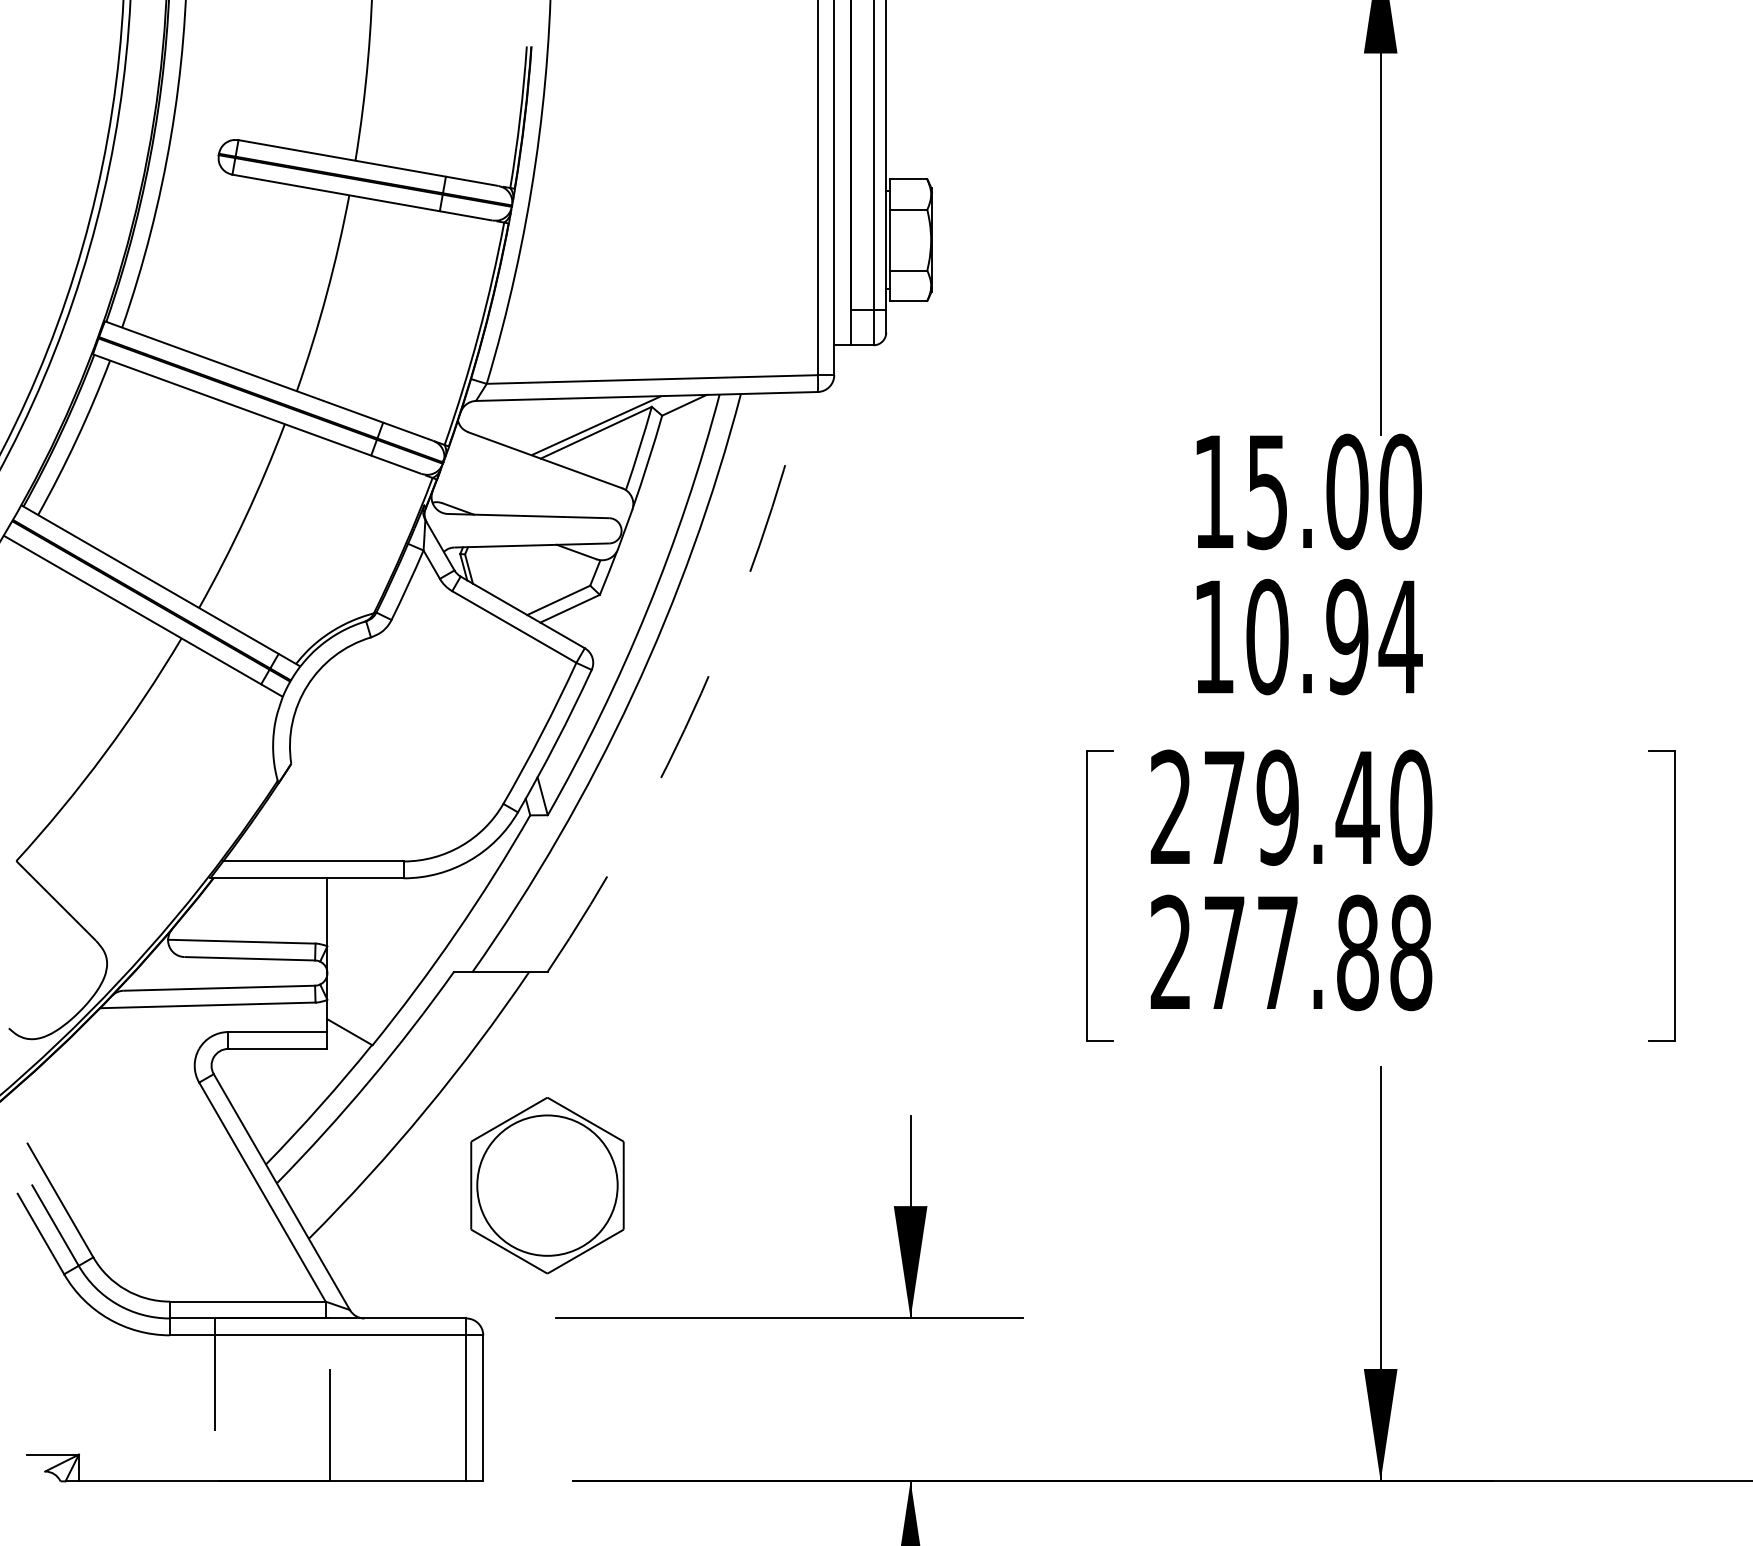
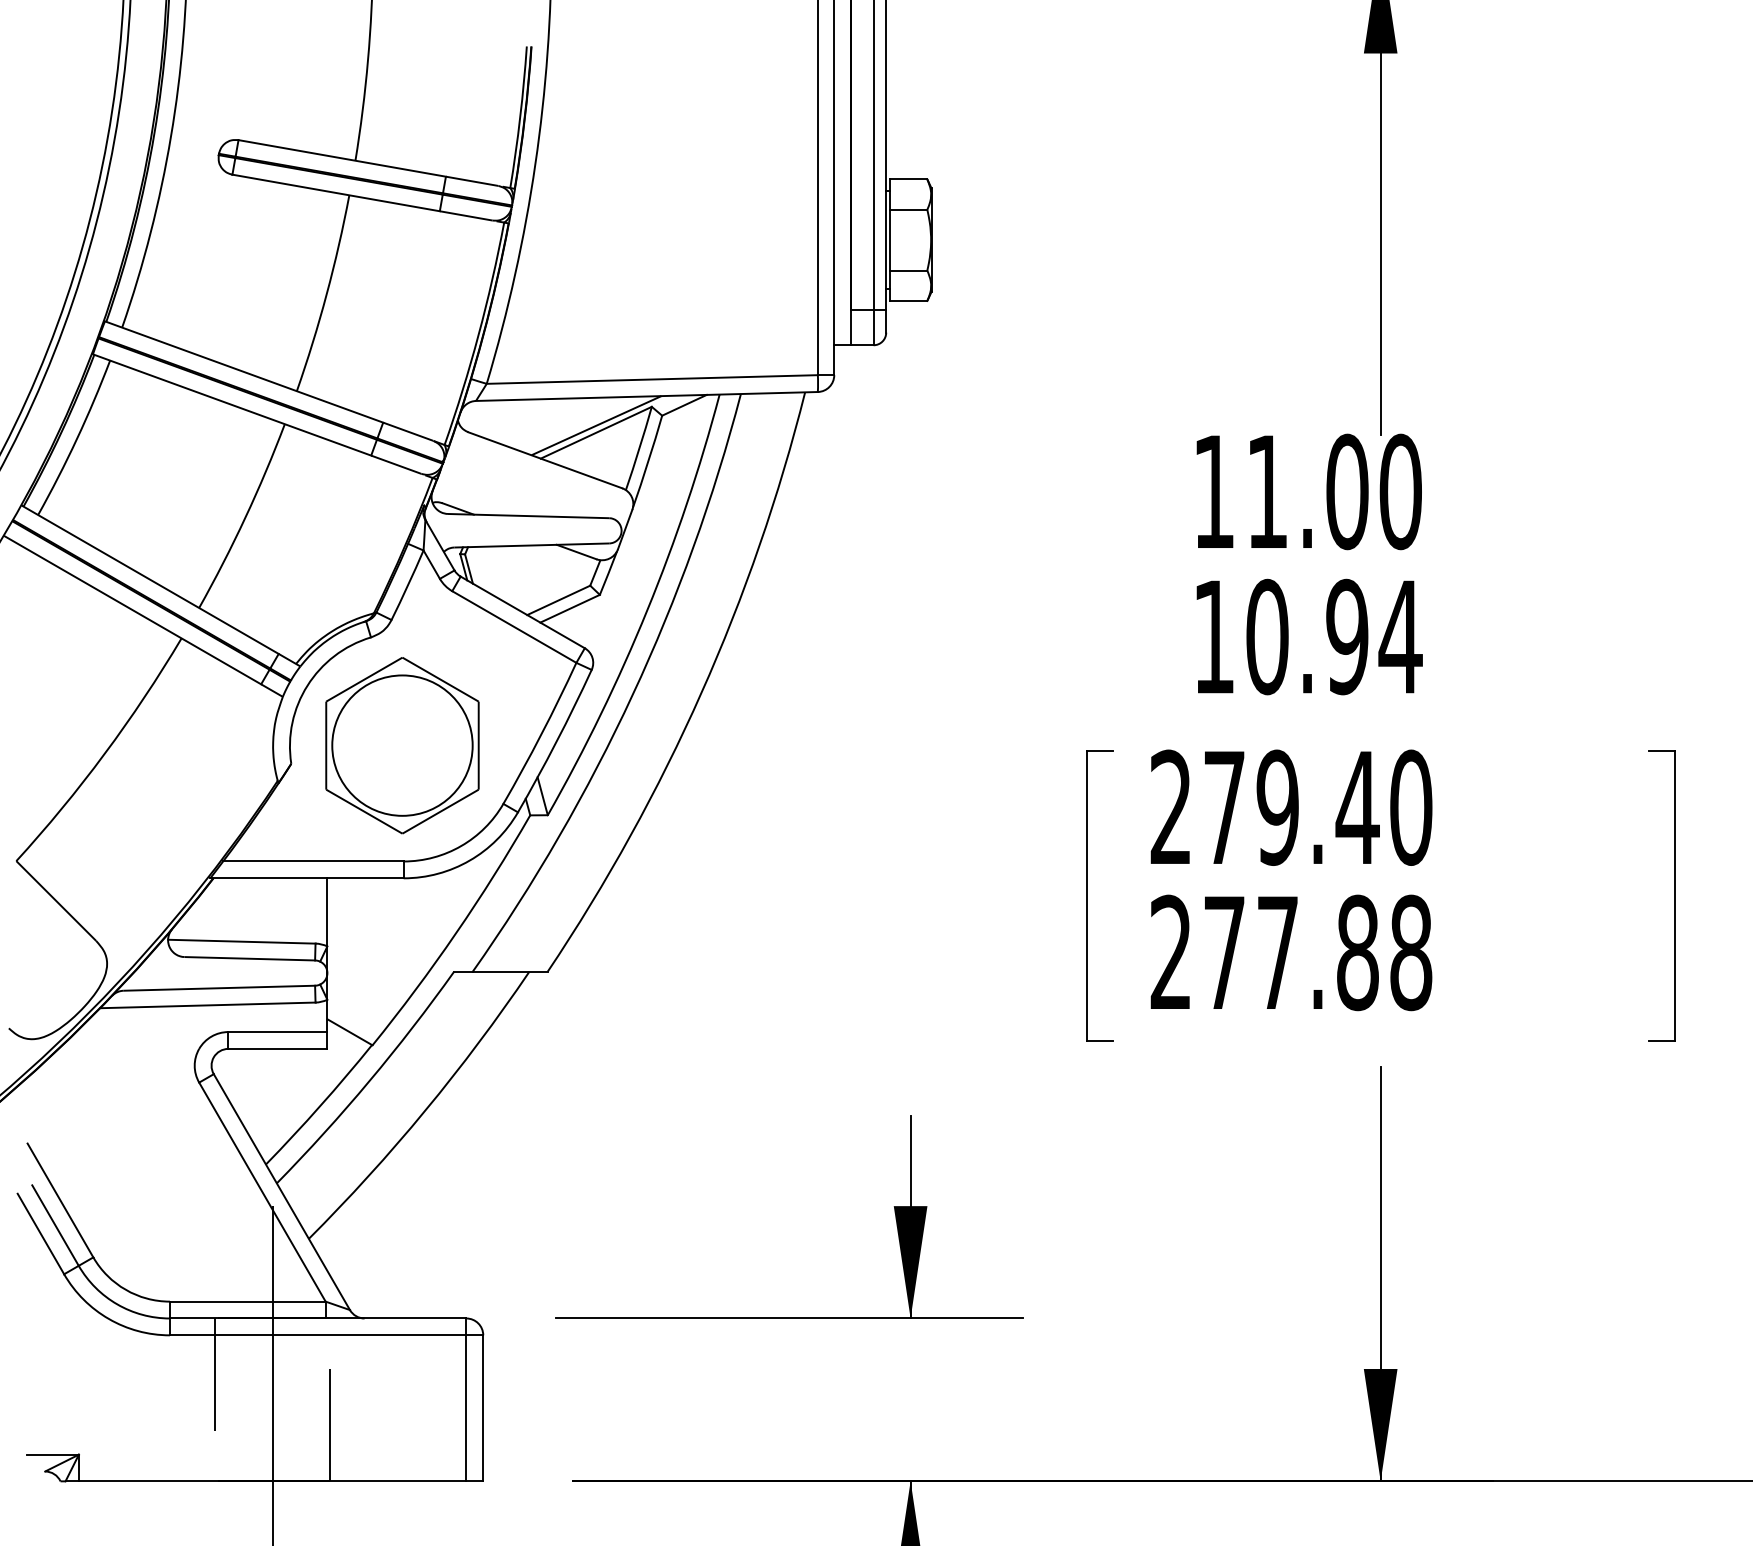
text: 15.00 -> 11.00 (1266, 492)
arc: dashed -> solid (701, 693)
part position: (547, 1185) -> (402, 745) (402, 745)
line: none -> present (272, 1373)
